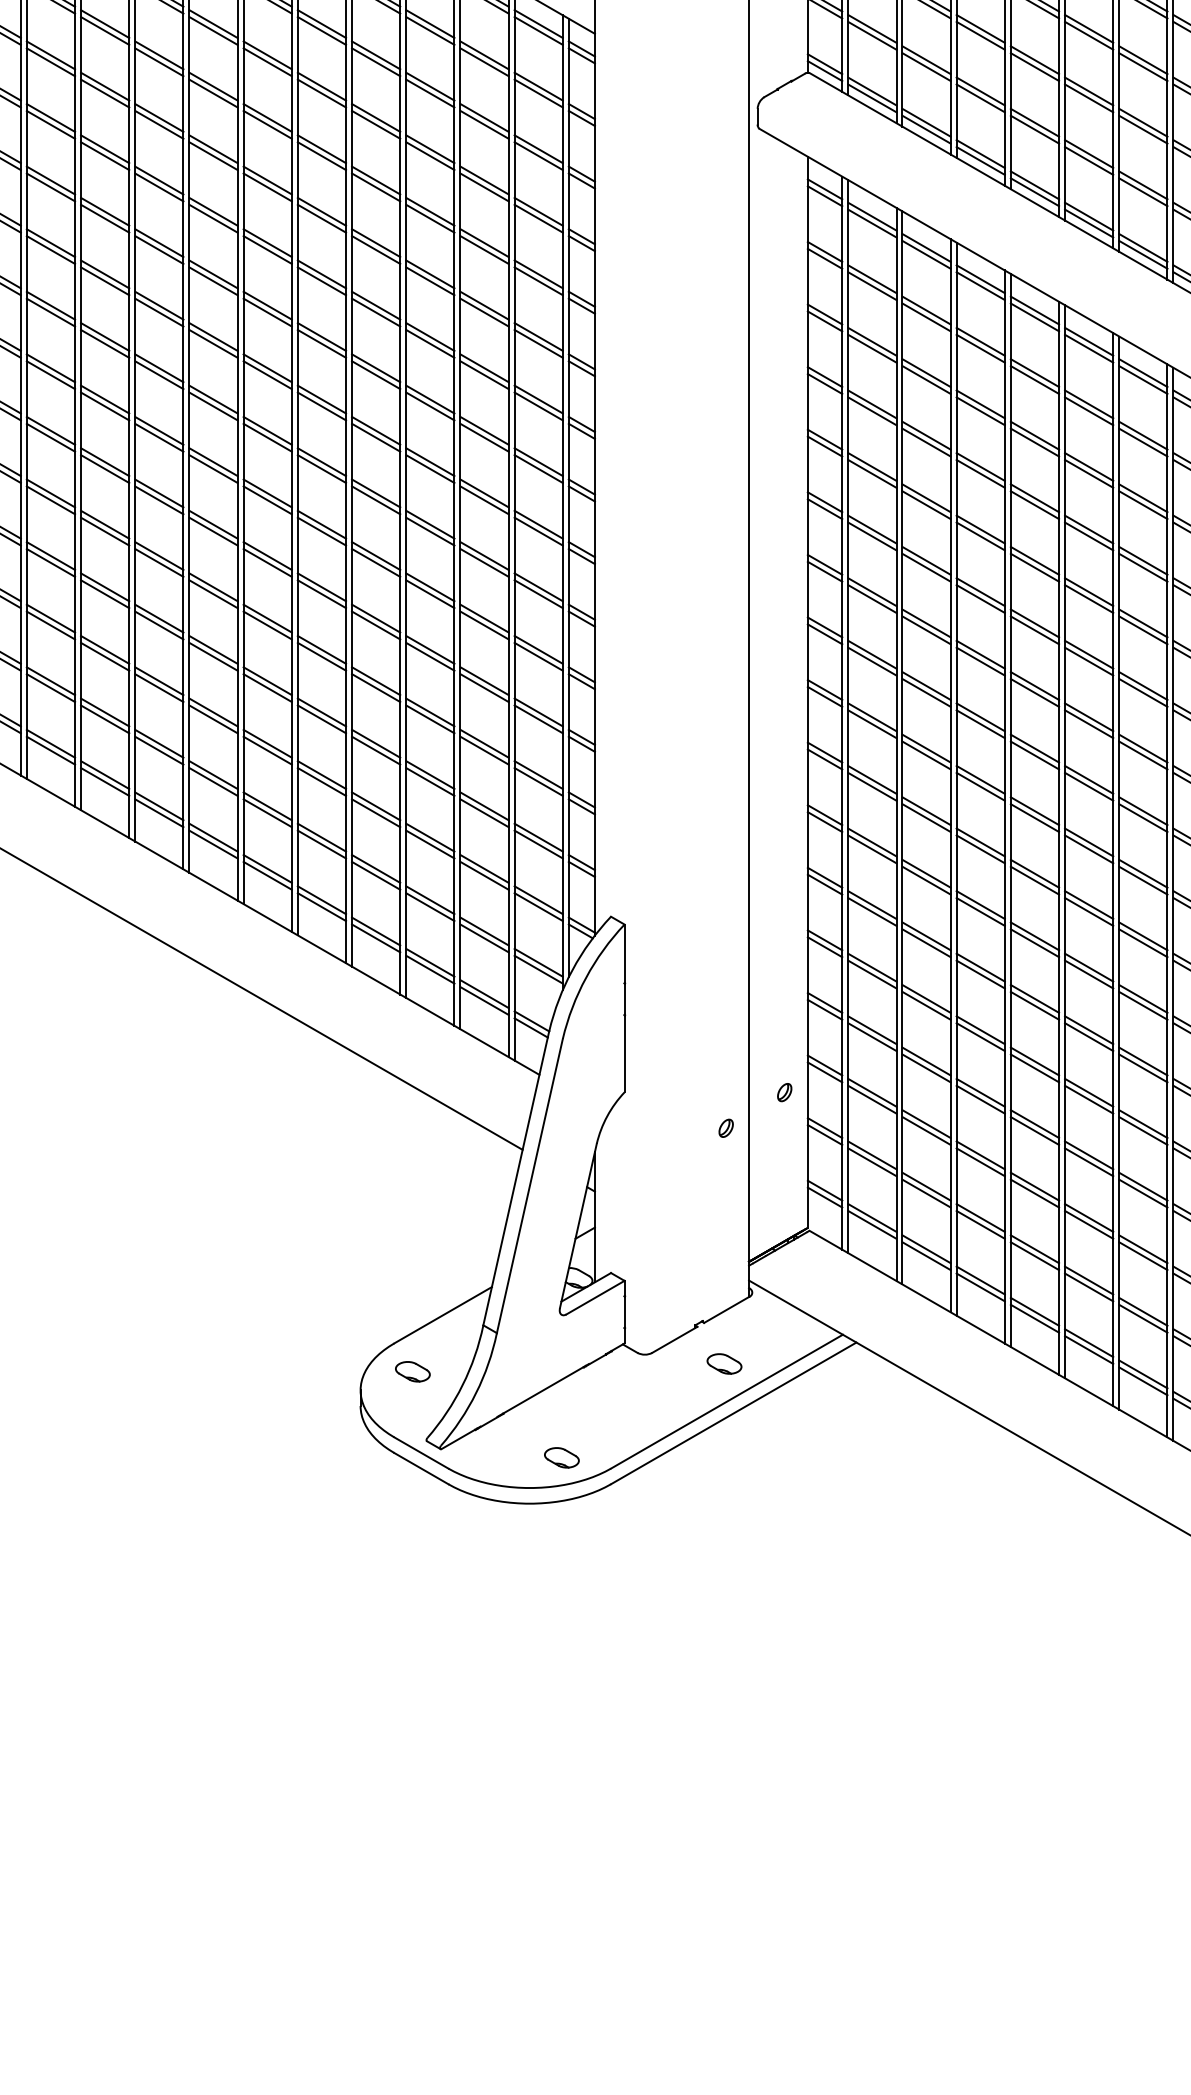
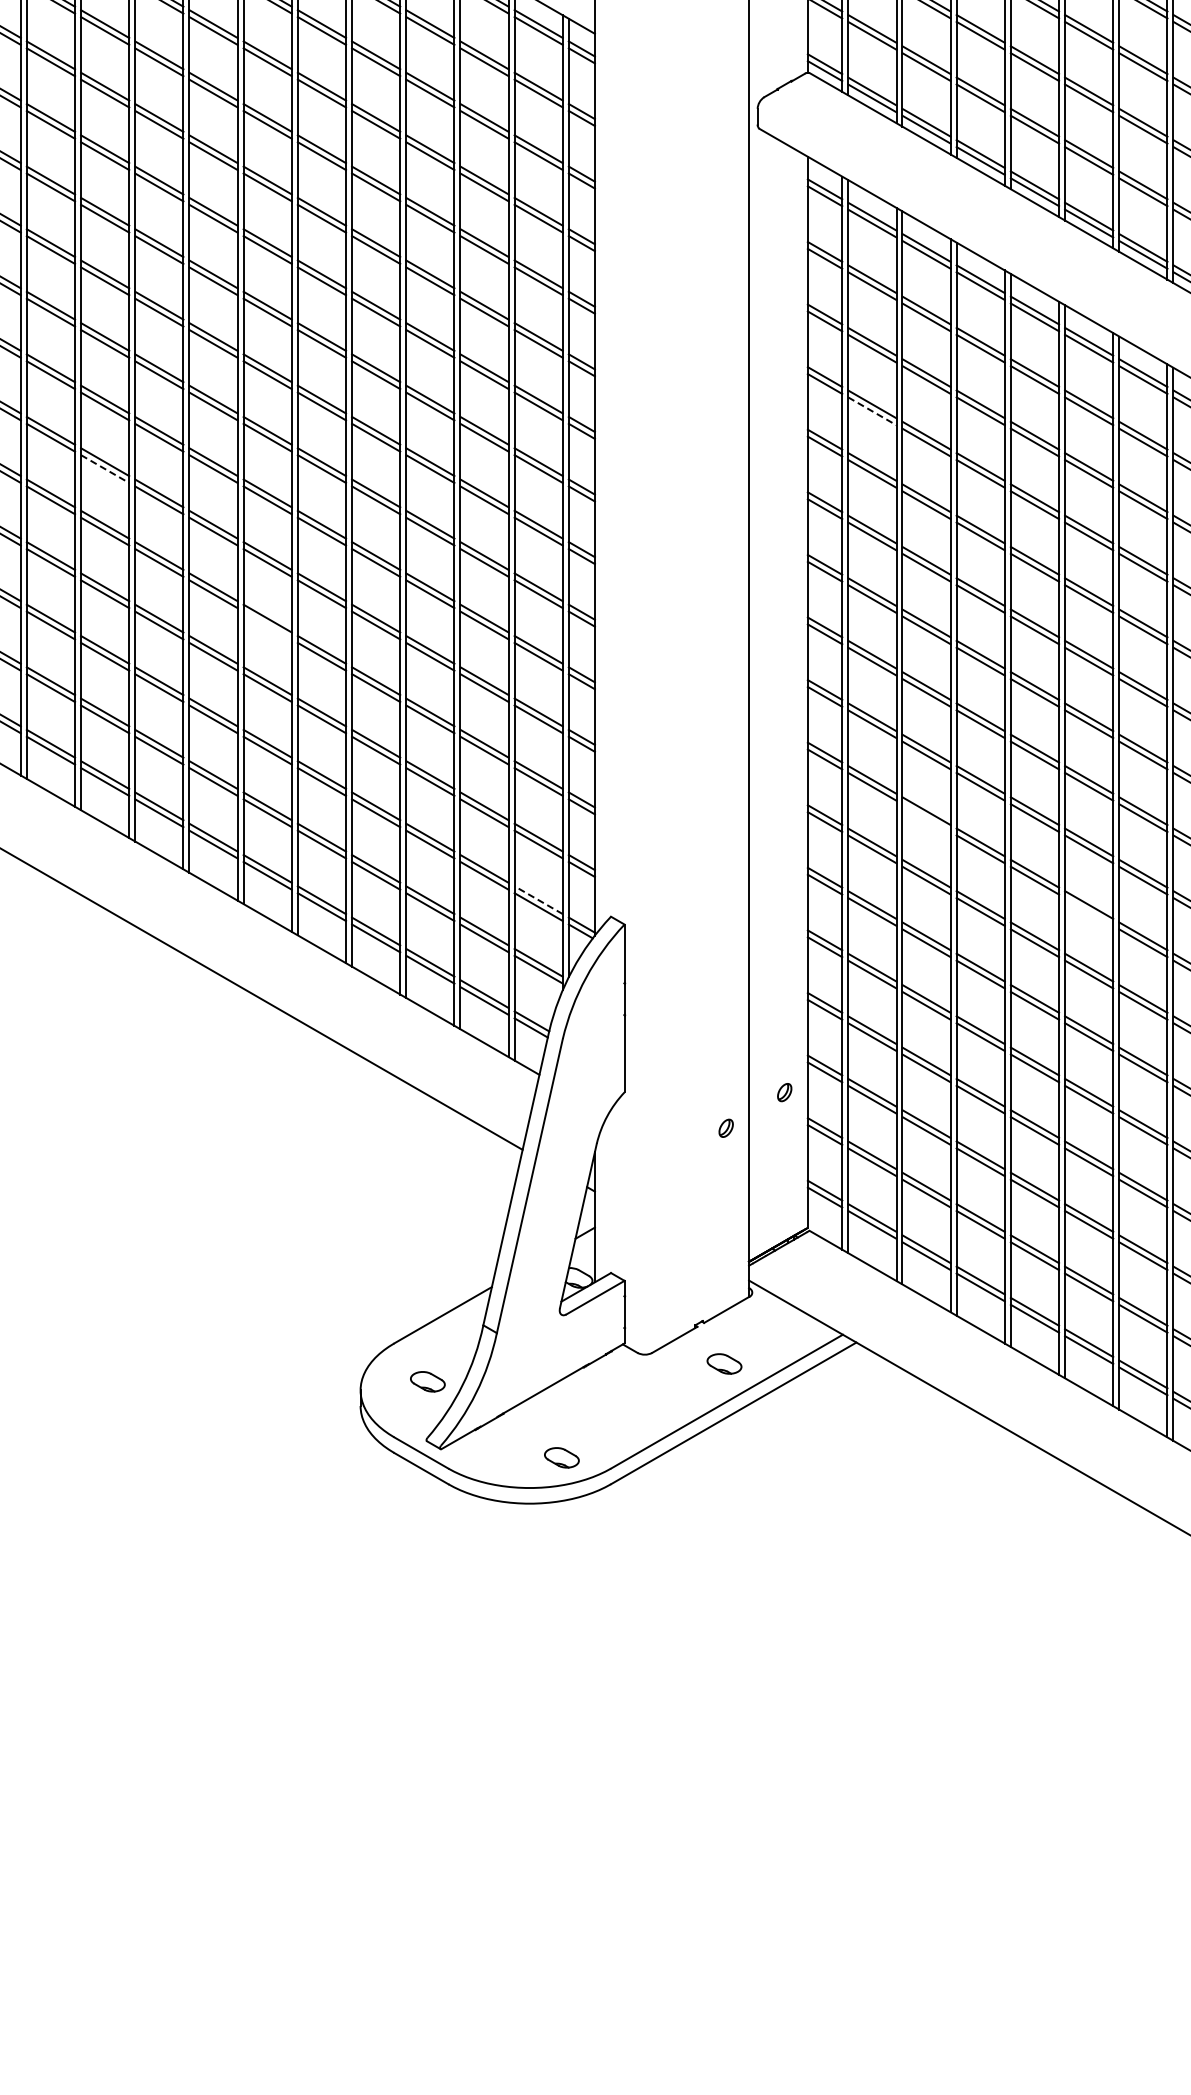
line: solid -> dashed (872, 411)
line: solid -> dashed (105, 469)
line: present -> none (267, 625)
line: present -> none (926, 818)
line: solid -> dashed (538, 900)
line: present -> none (1089, 911)
part position: (412, 1371) -> (427, 1381) (427, 1381)
